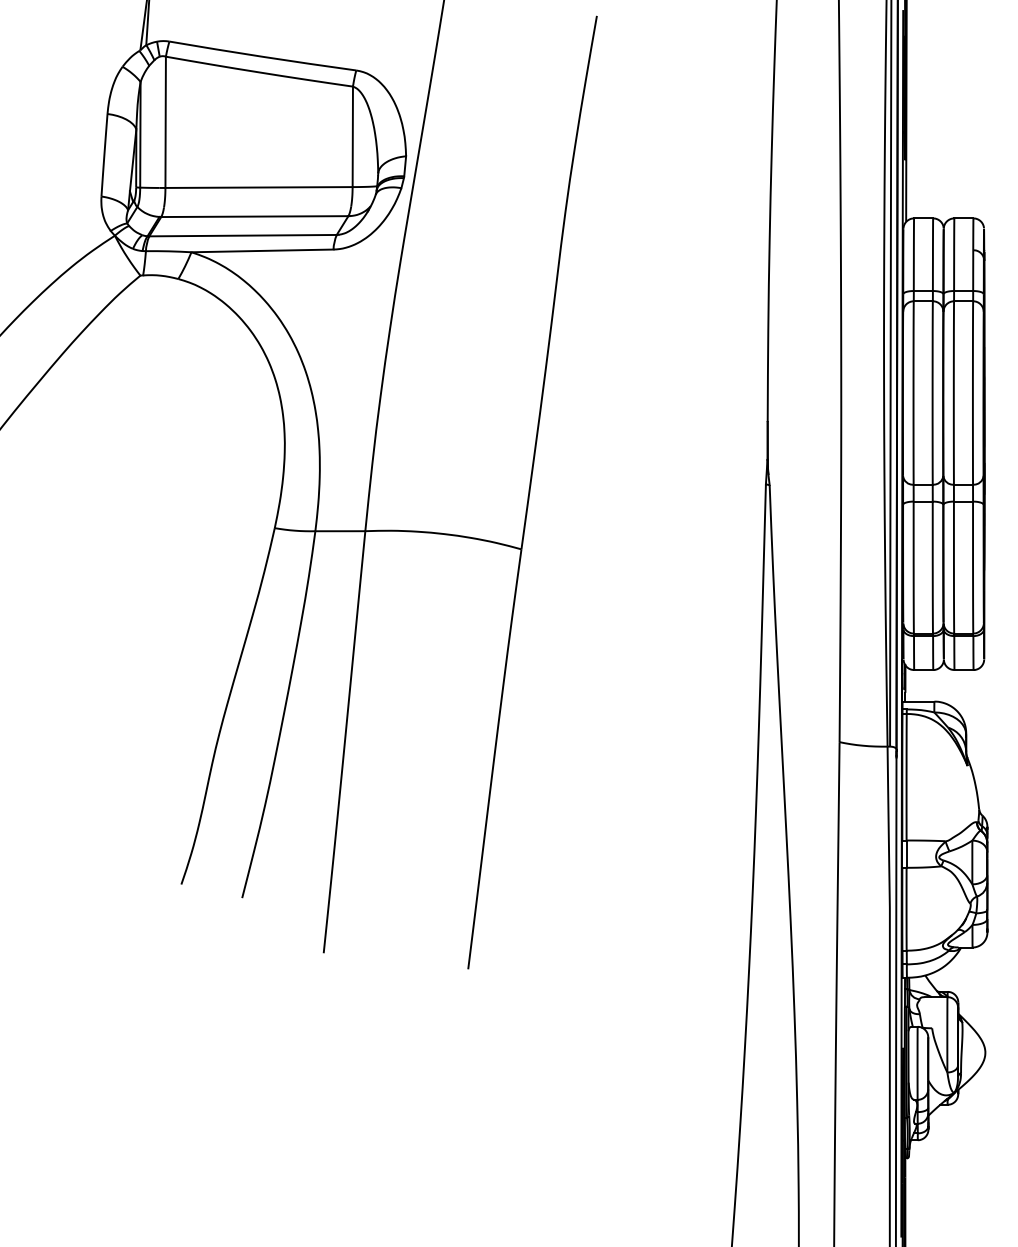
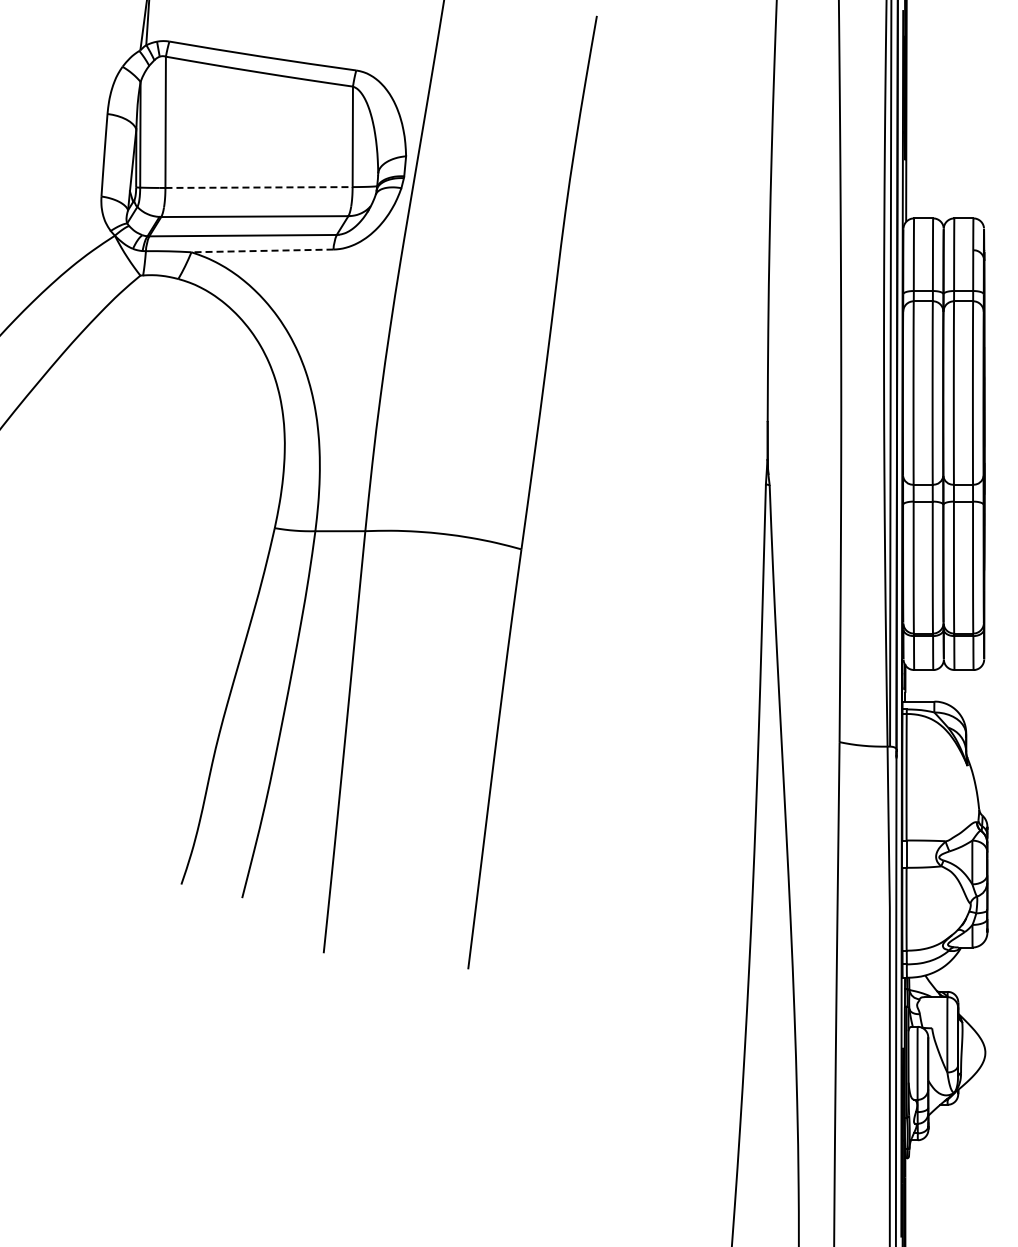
line: solid -> dashed (259, 187)
line: solid -> dashed (262, 250)
